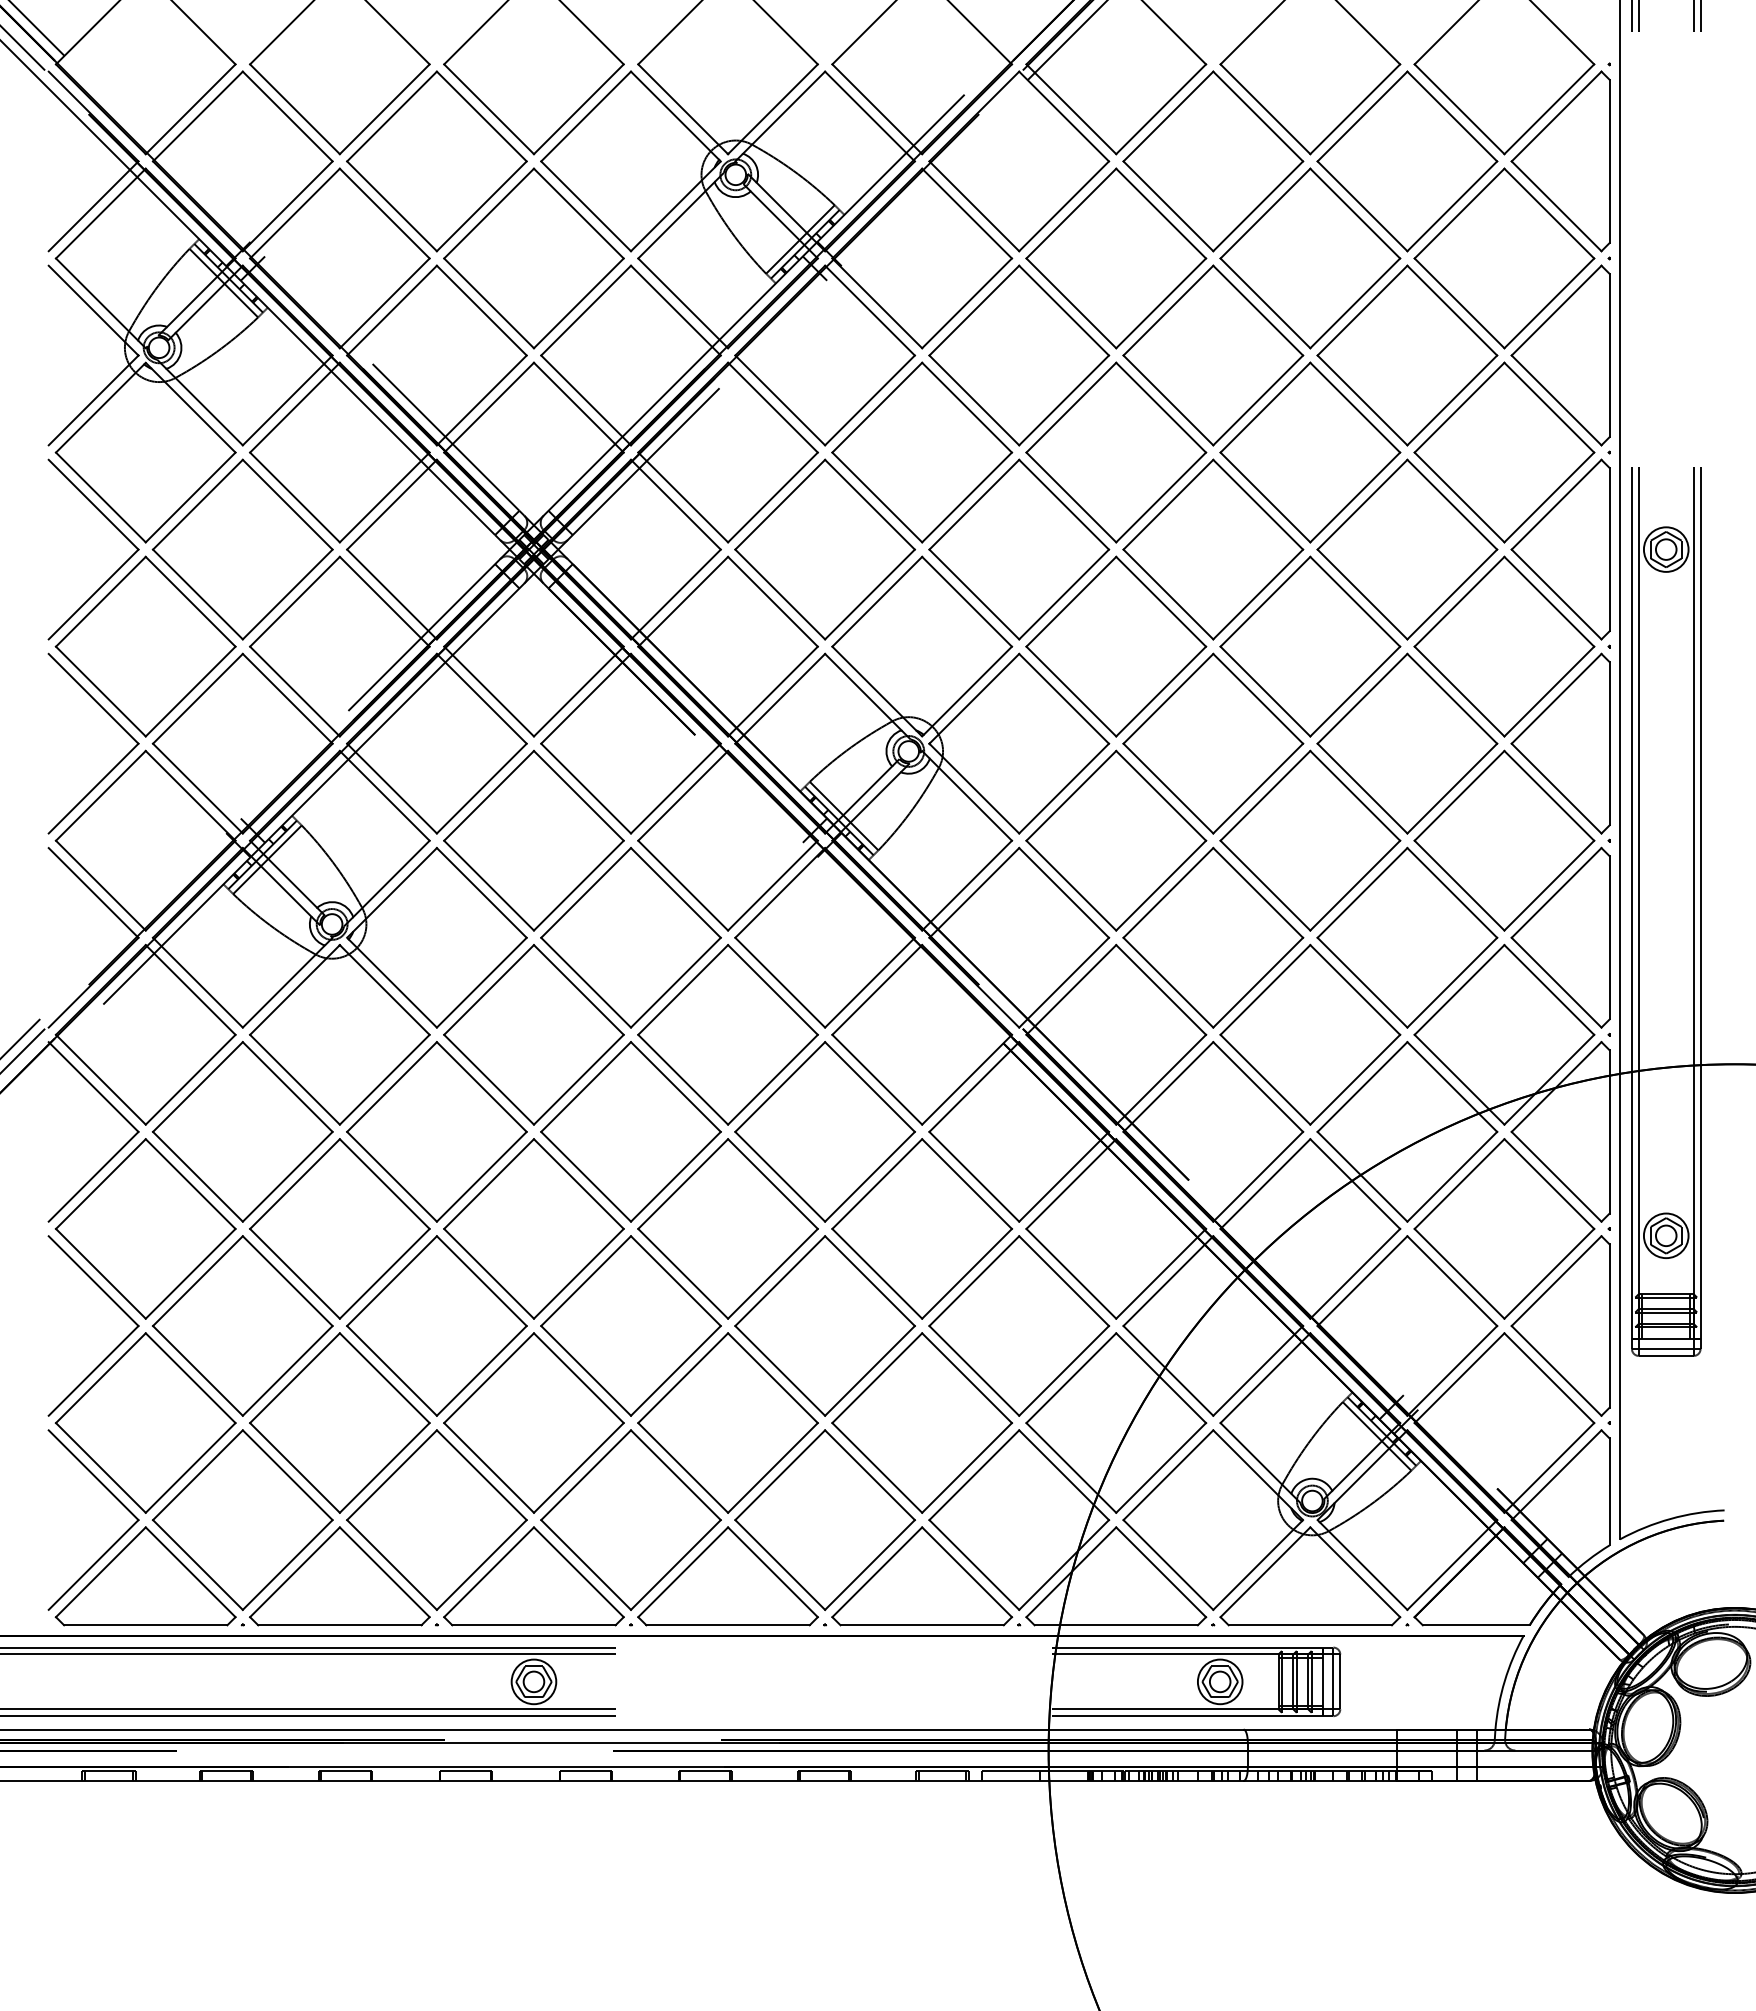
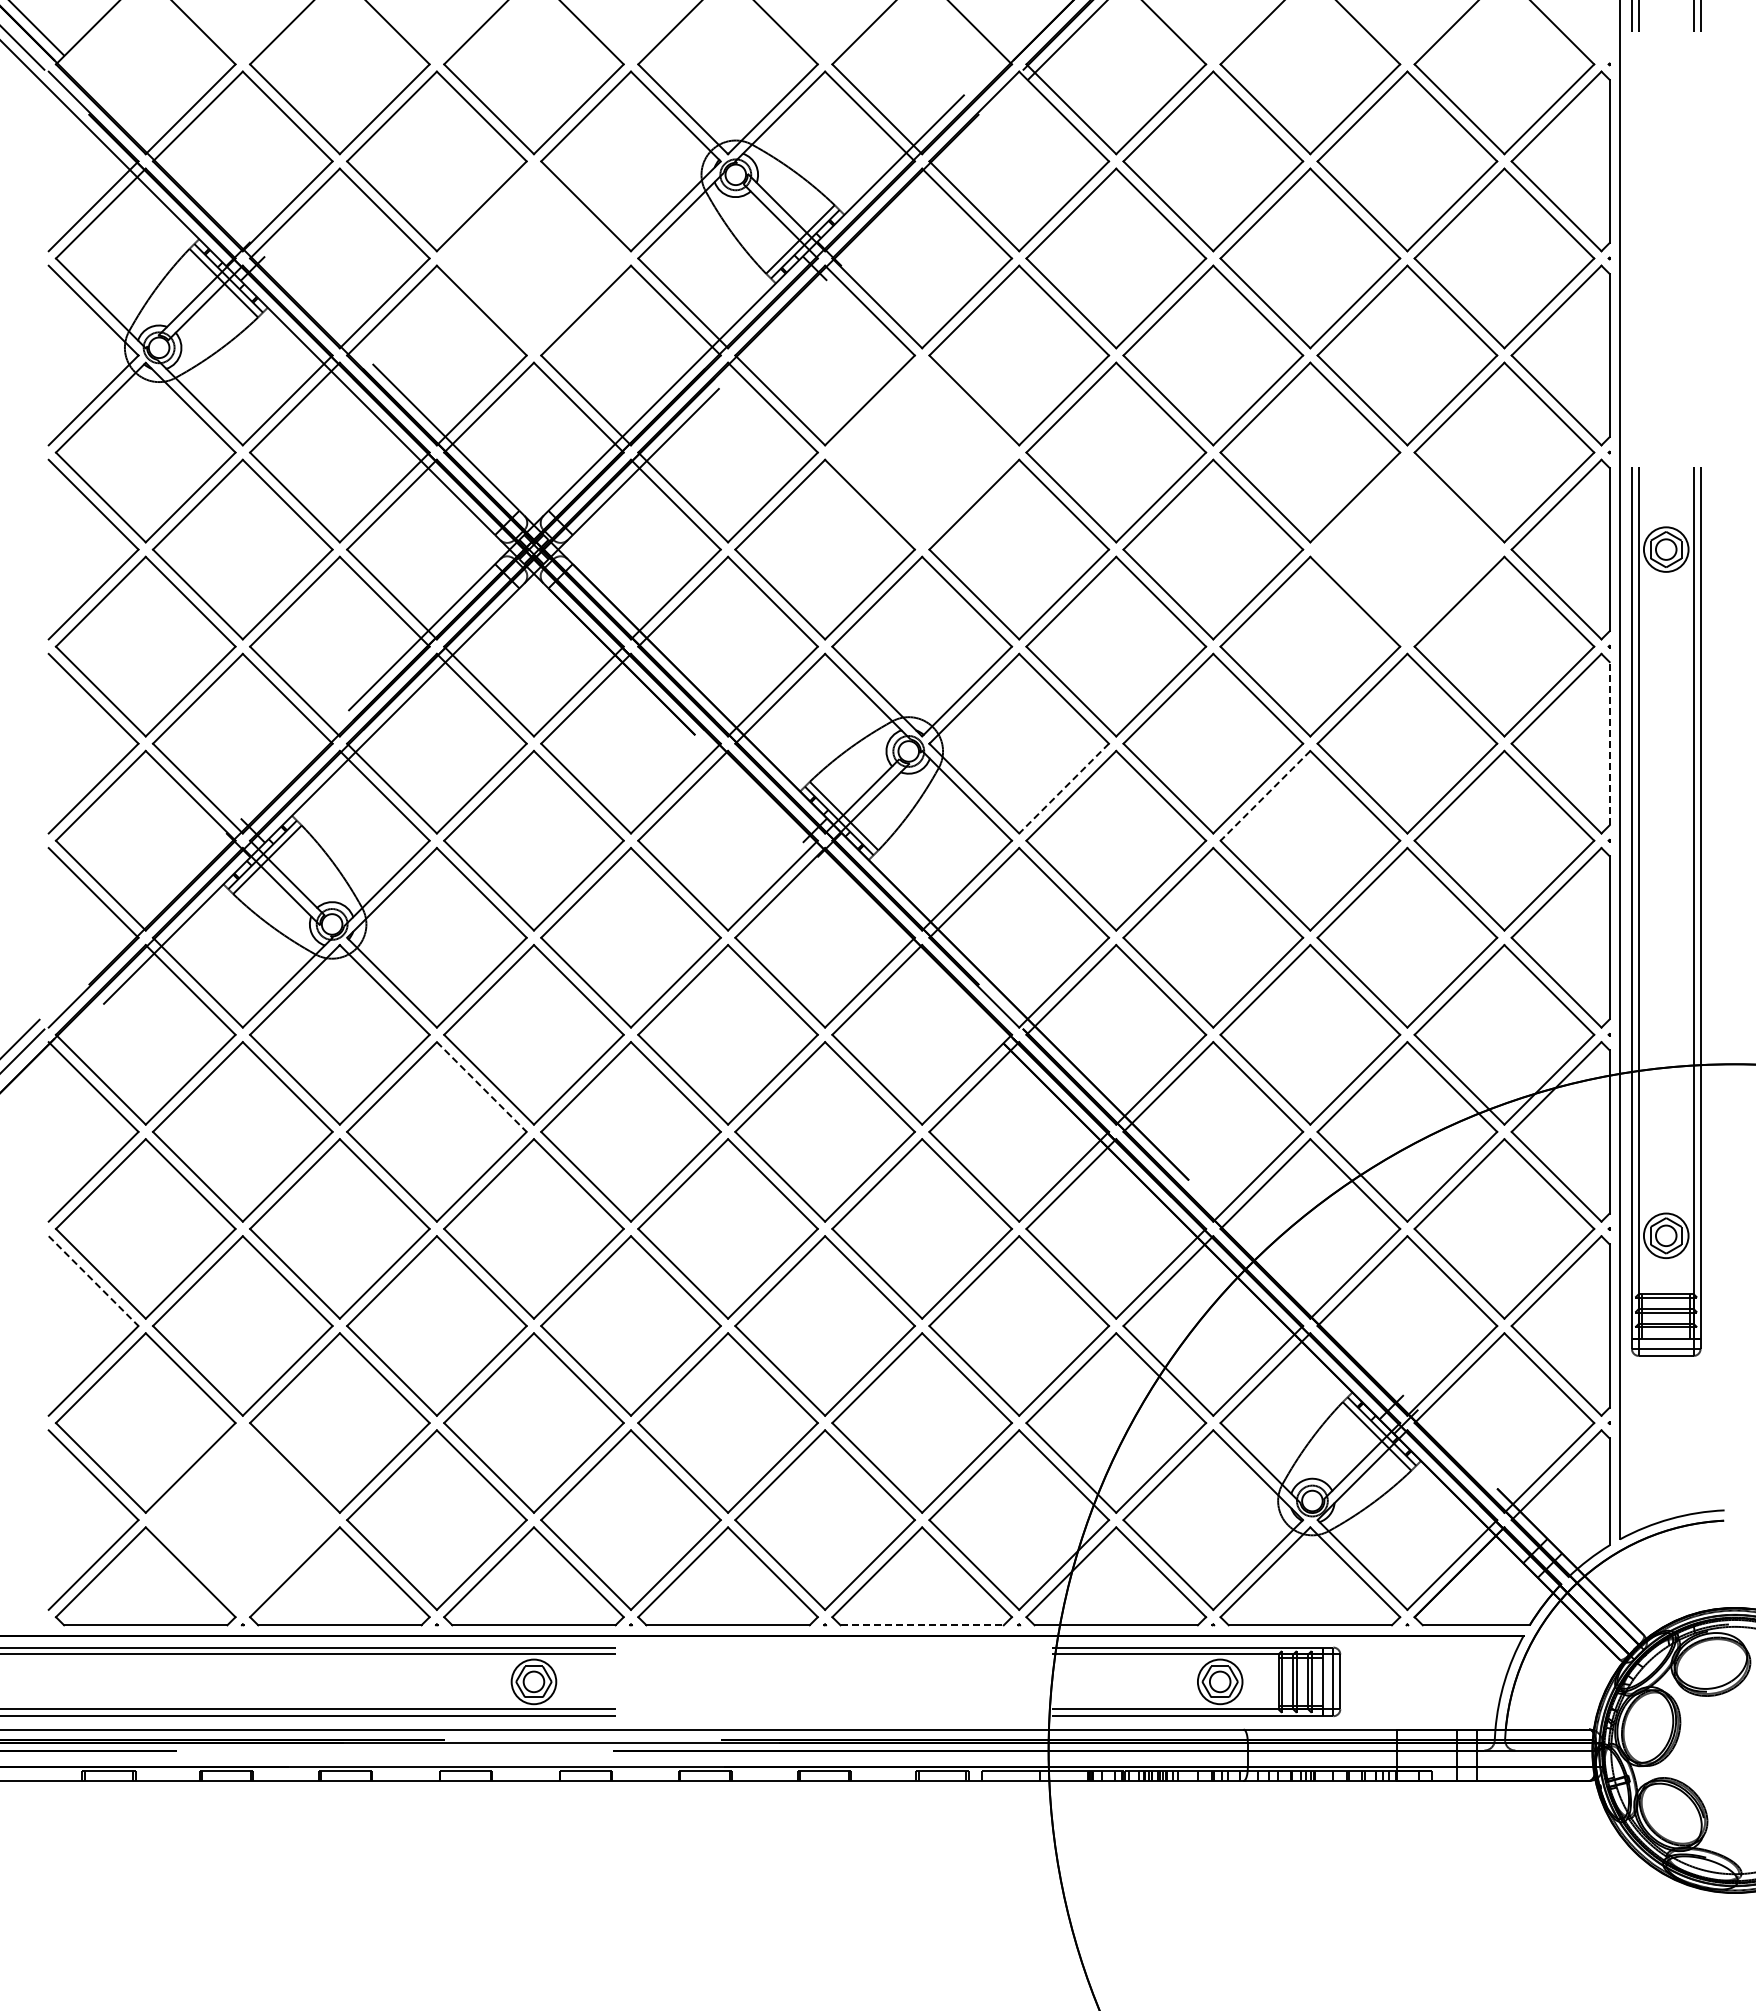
part: present -> none (533, 258)
part: present -> none (922, 452)
part: present -> none (1407, 549)
line: solid -> dashed (1609, 743)
line: solid -> dashed (1063, 788)
line: solid -> dashed (1265, 796)
line: solid -> dashed (482, 1087)
line: solid -> dashed (93, 1281)
part: present -> none (242, 1519)
line: solid -> dashed (922, 1625)
